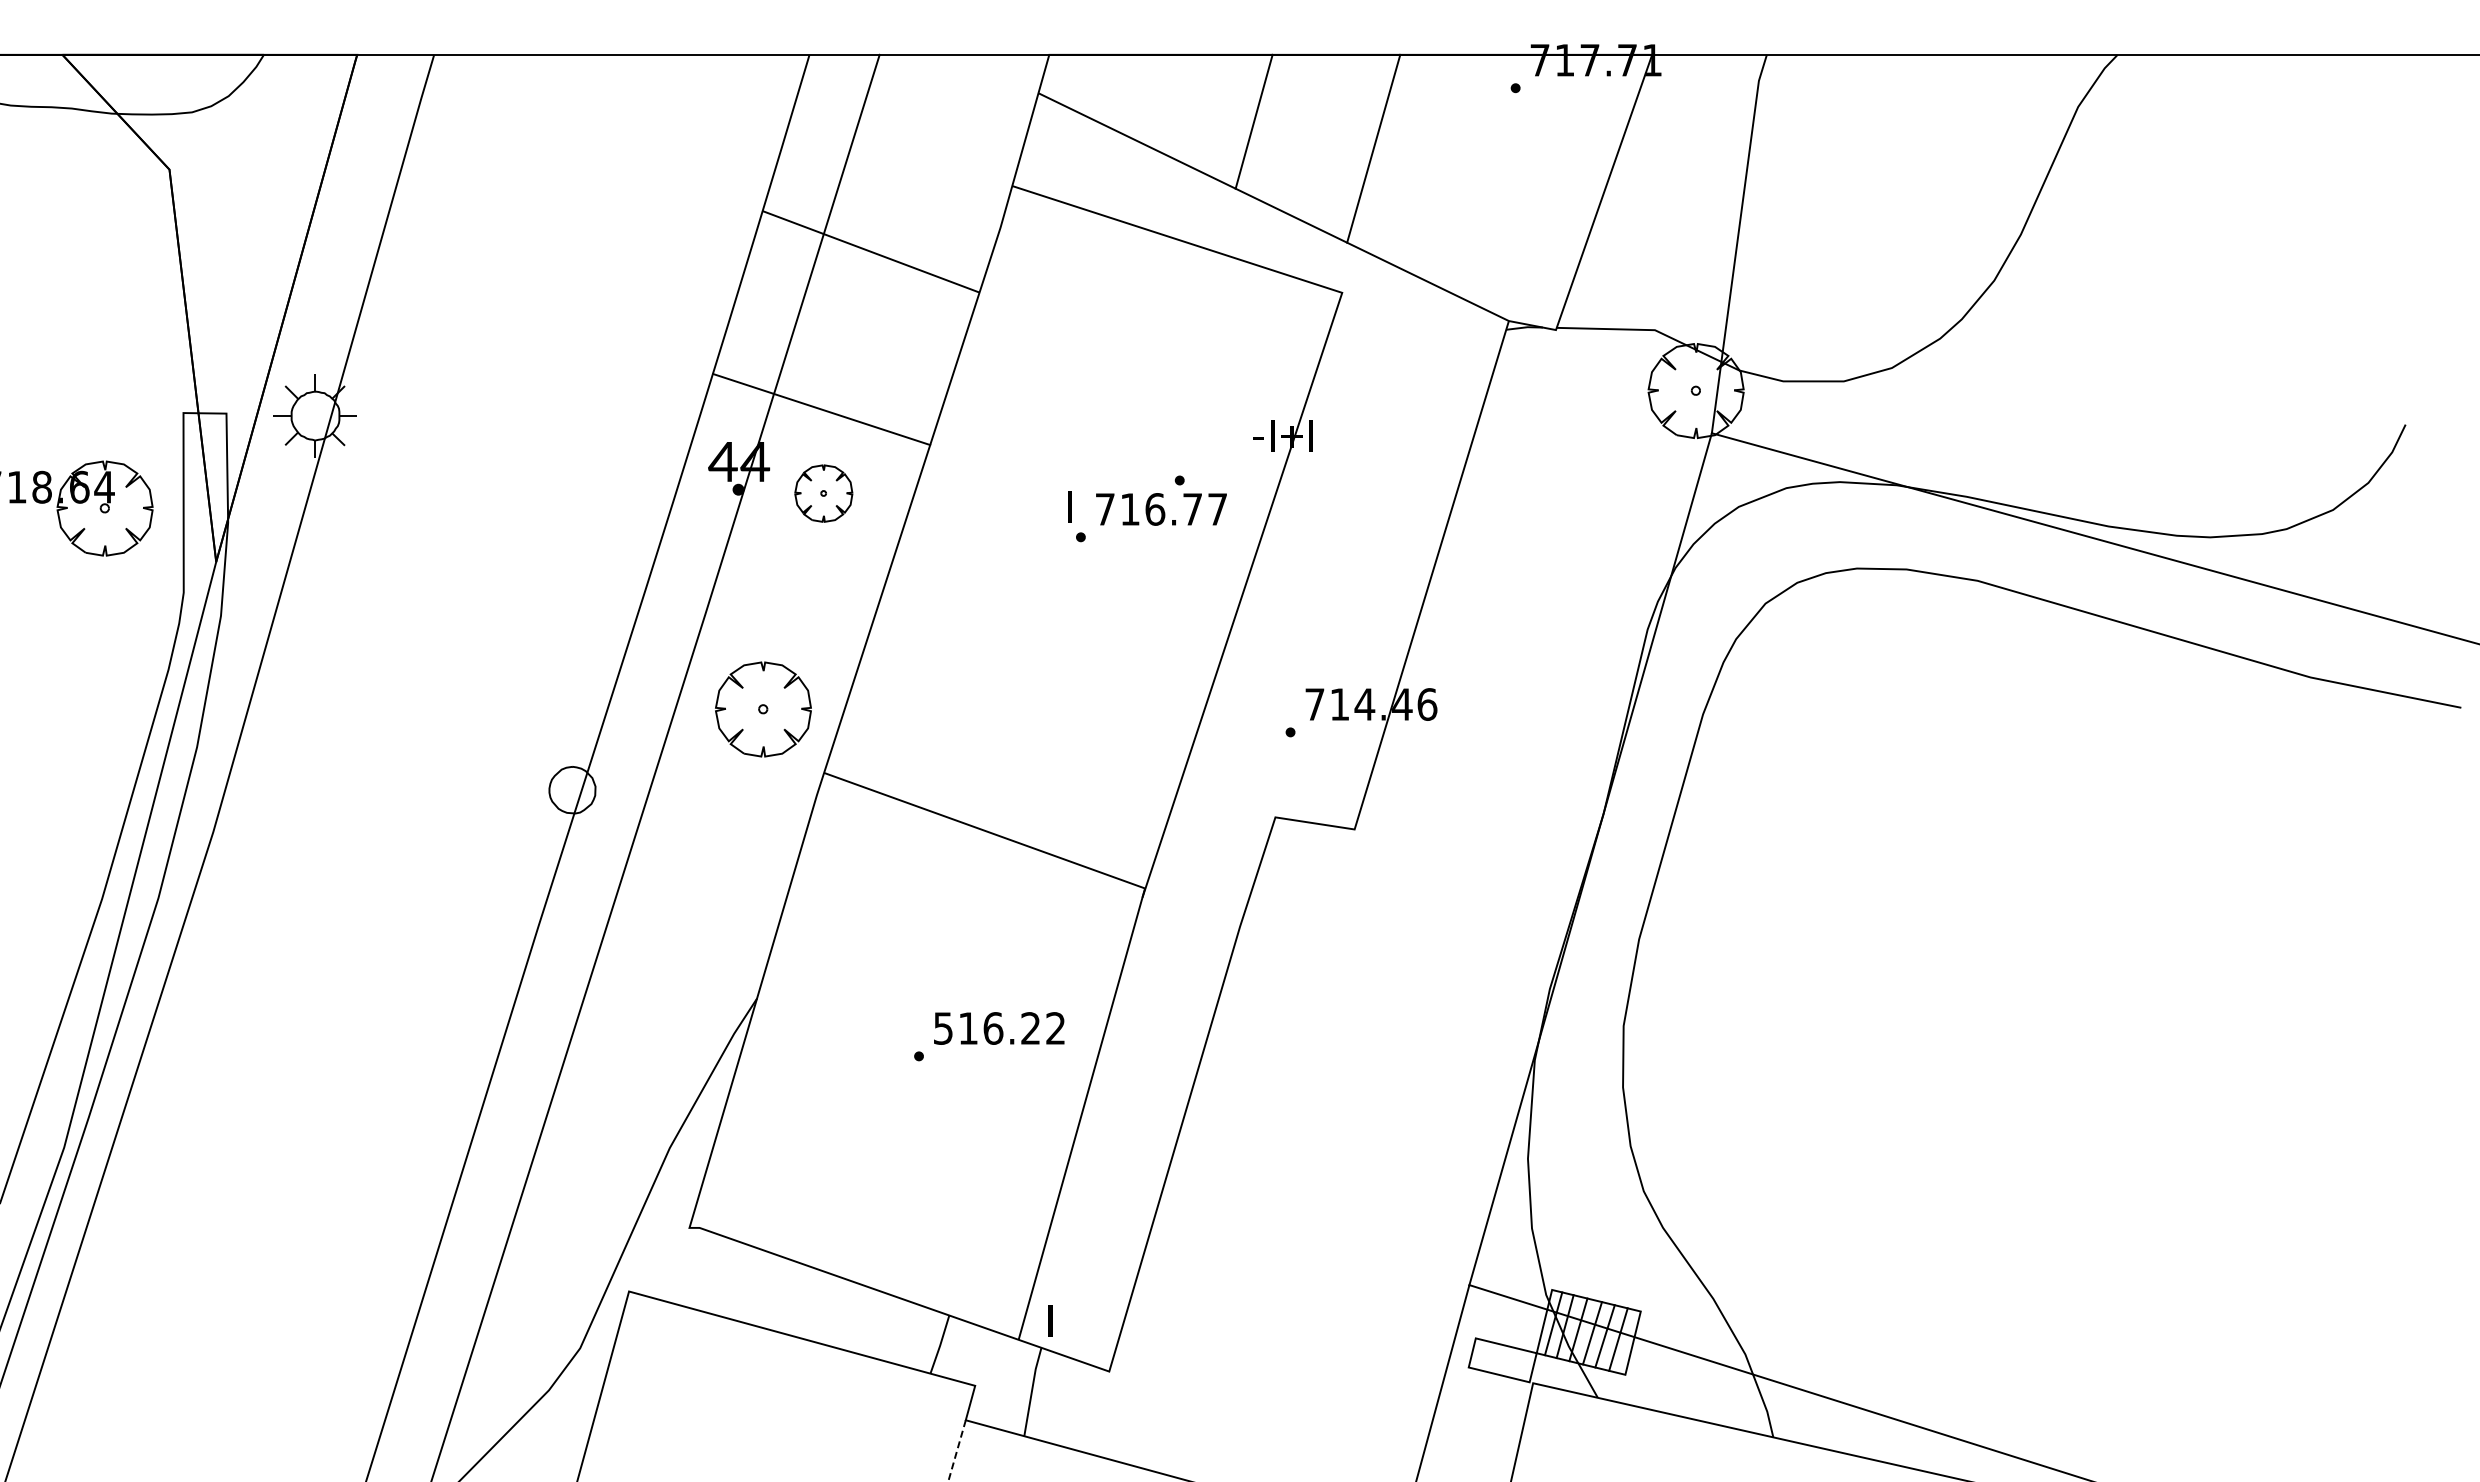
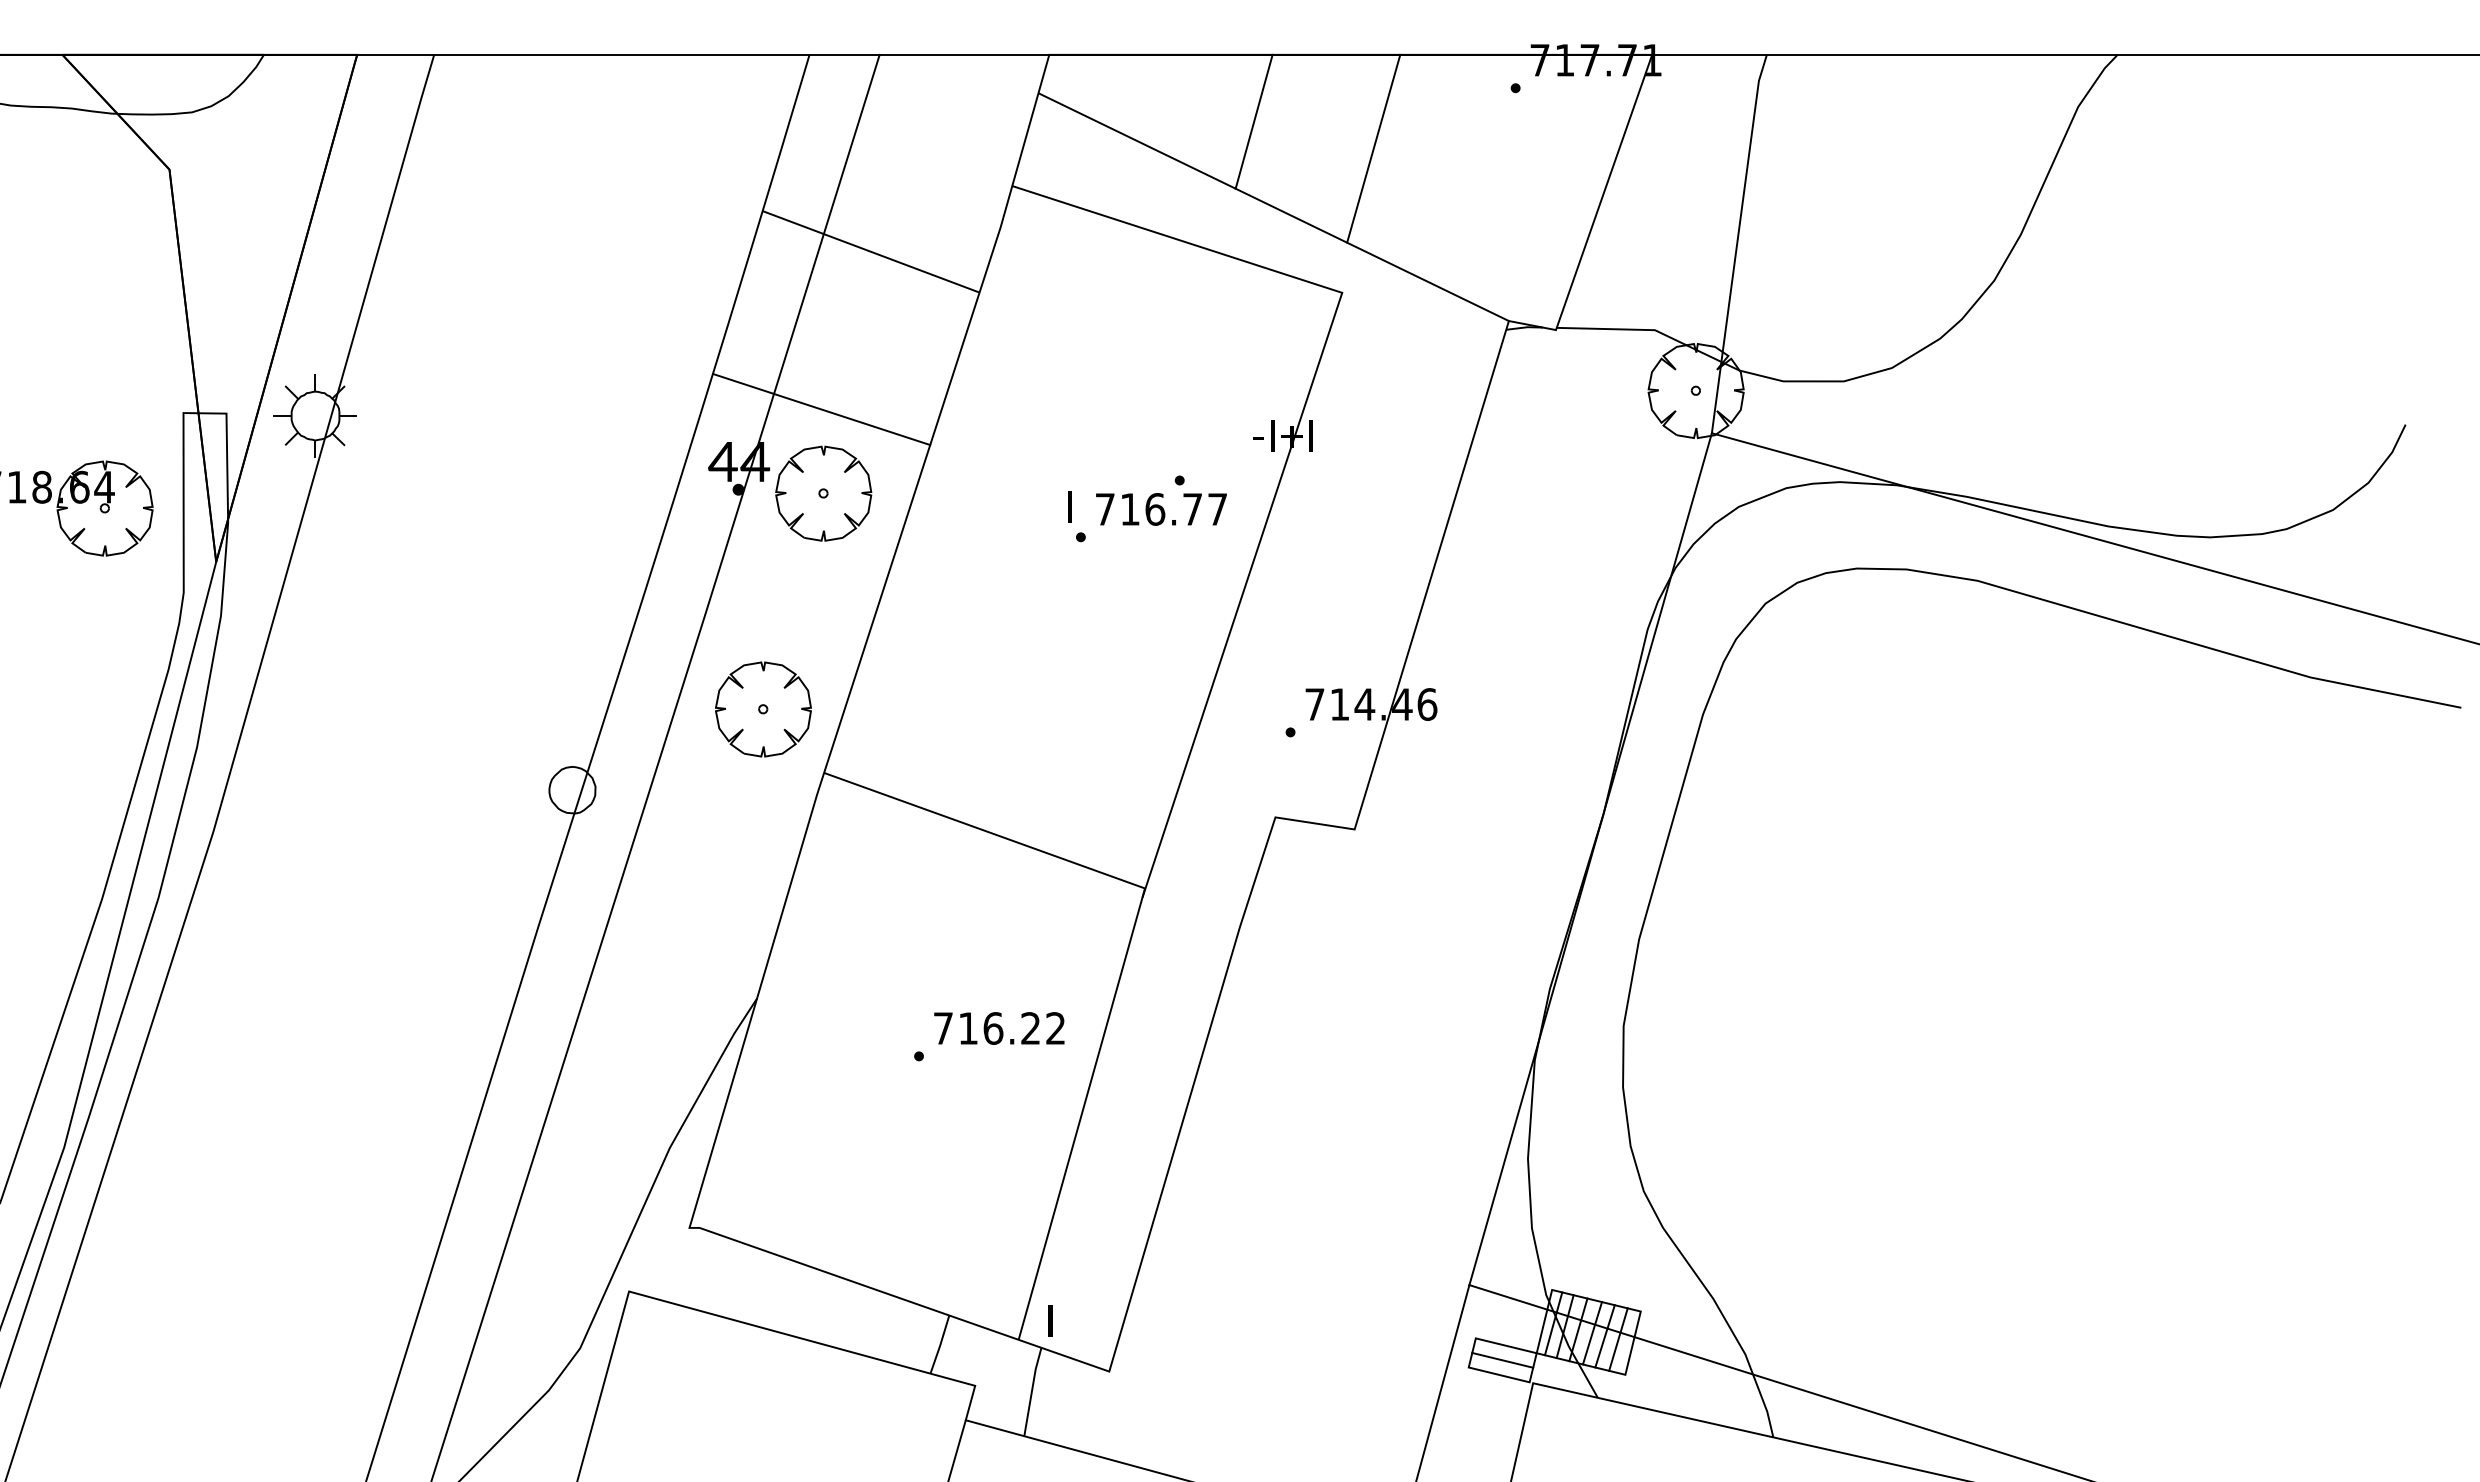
part size: 60x59 px -> 98x97 px (823, 493)
text: 516.22 -> 716.22 (943, 1028)
line: none -> present (1502, 1359)
line: dashed -> solid (957, 1450)
